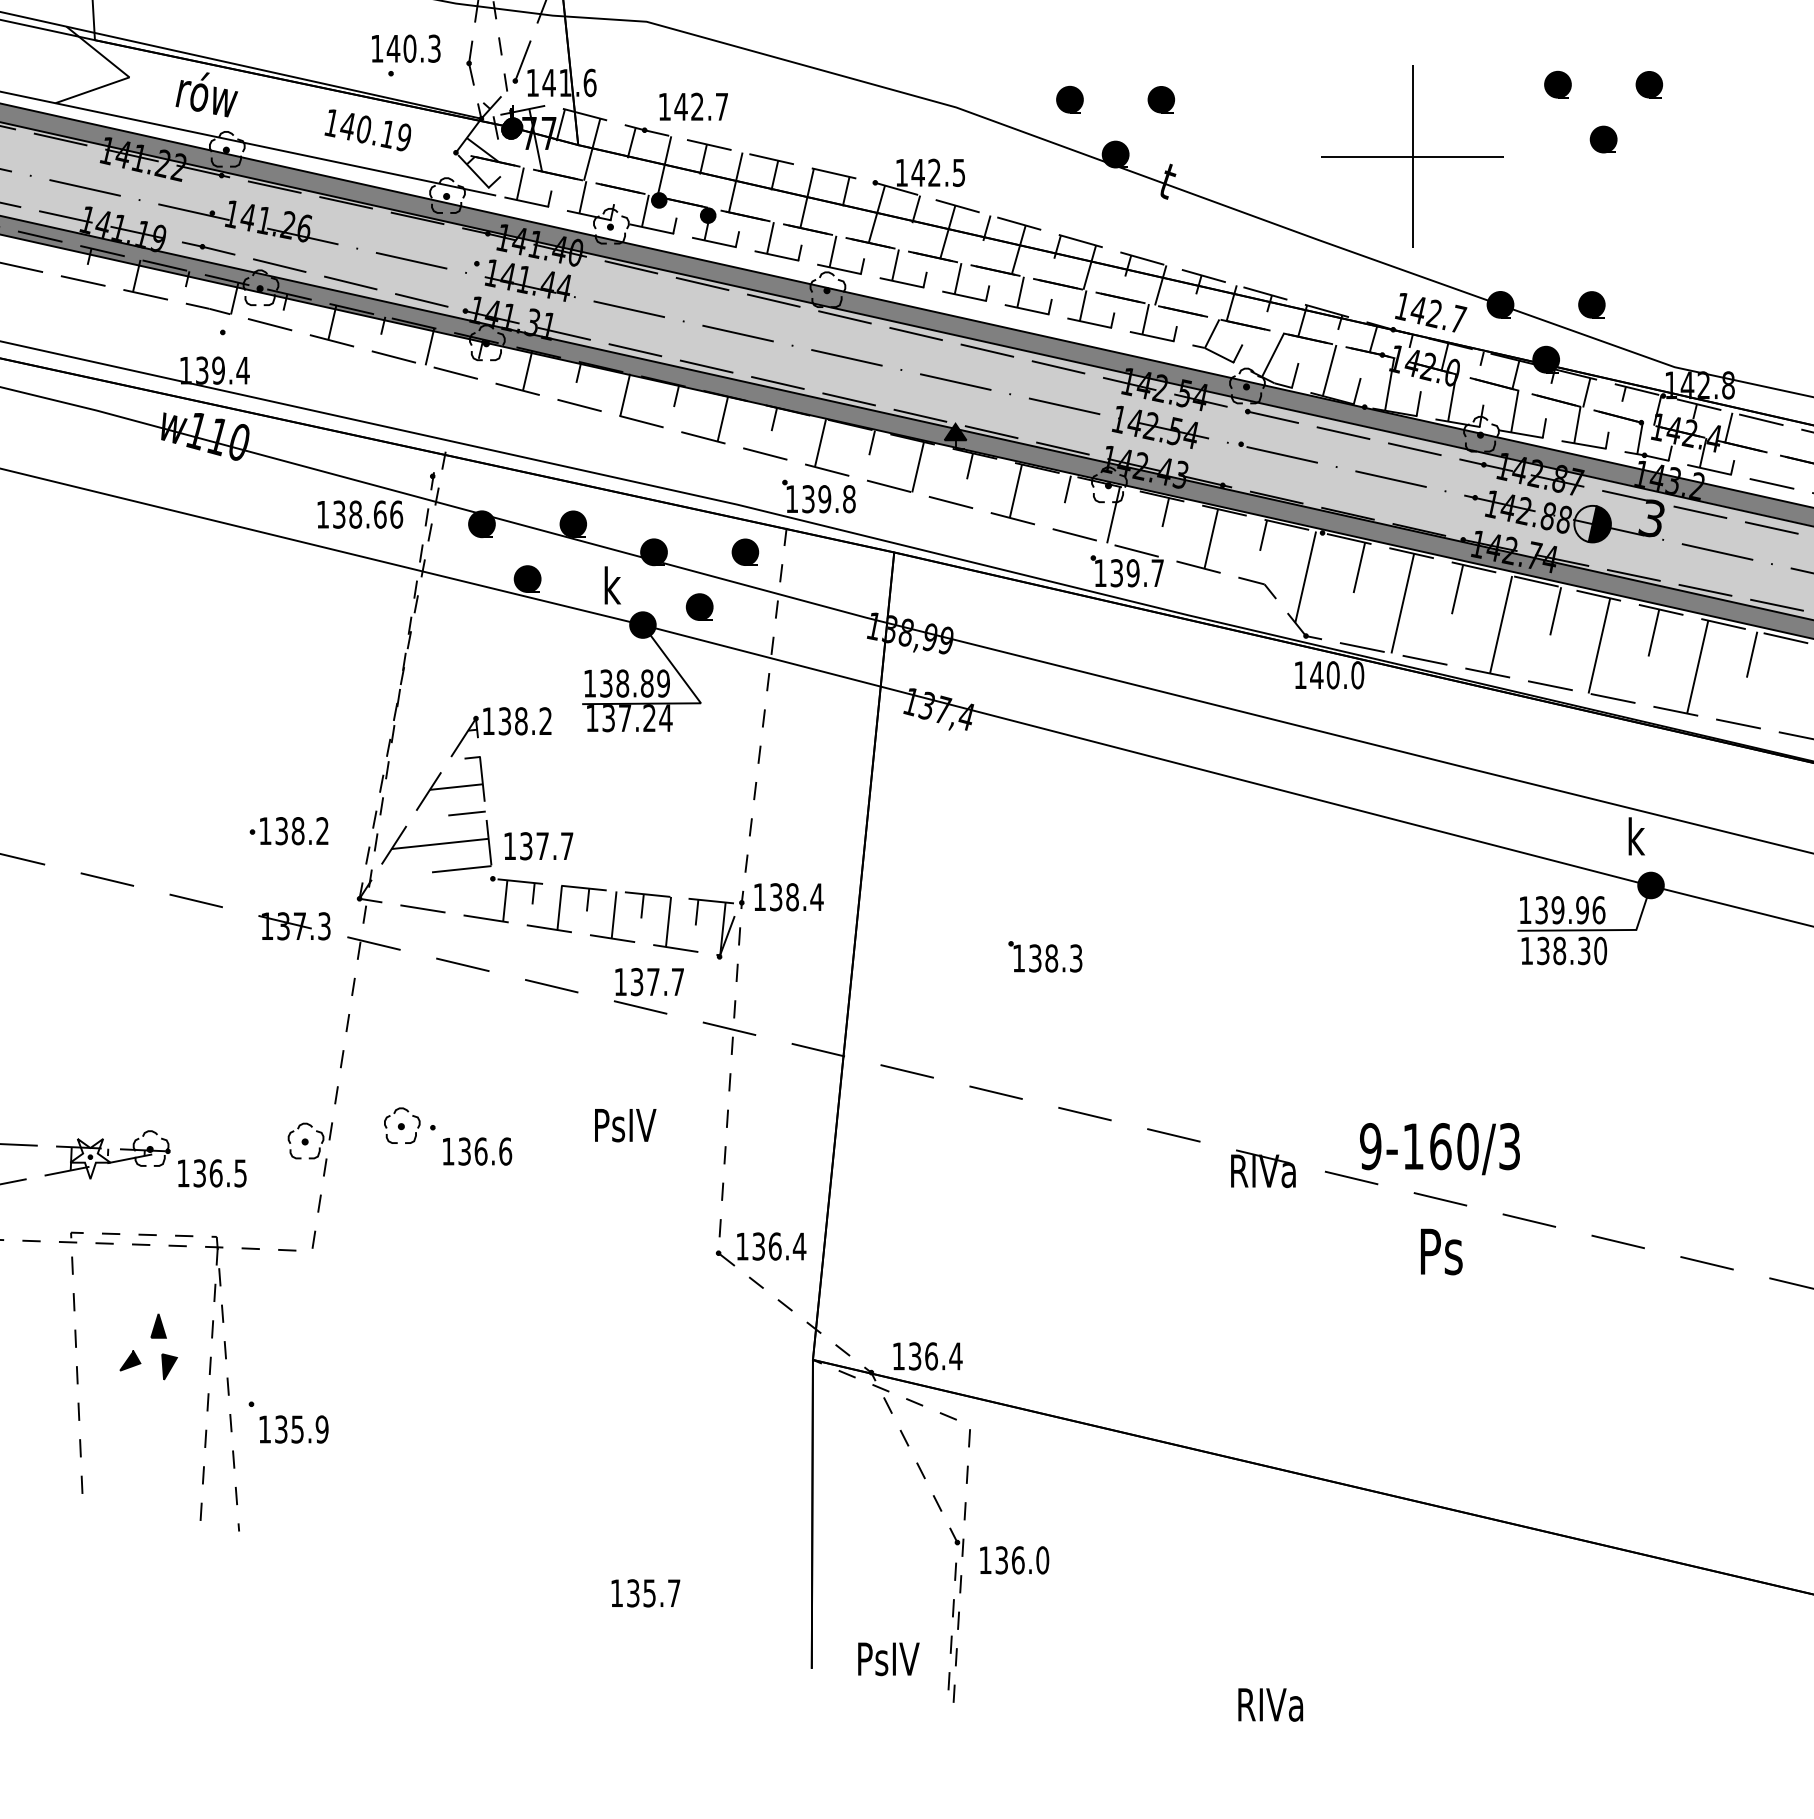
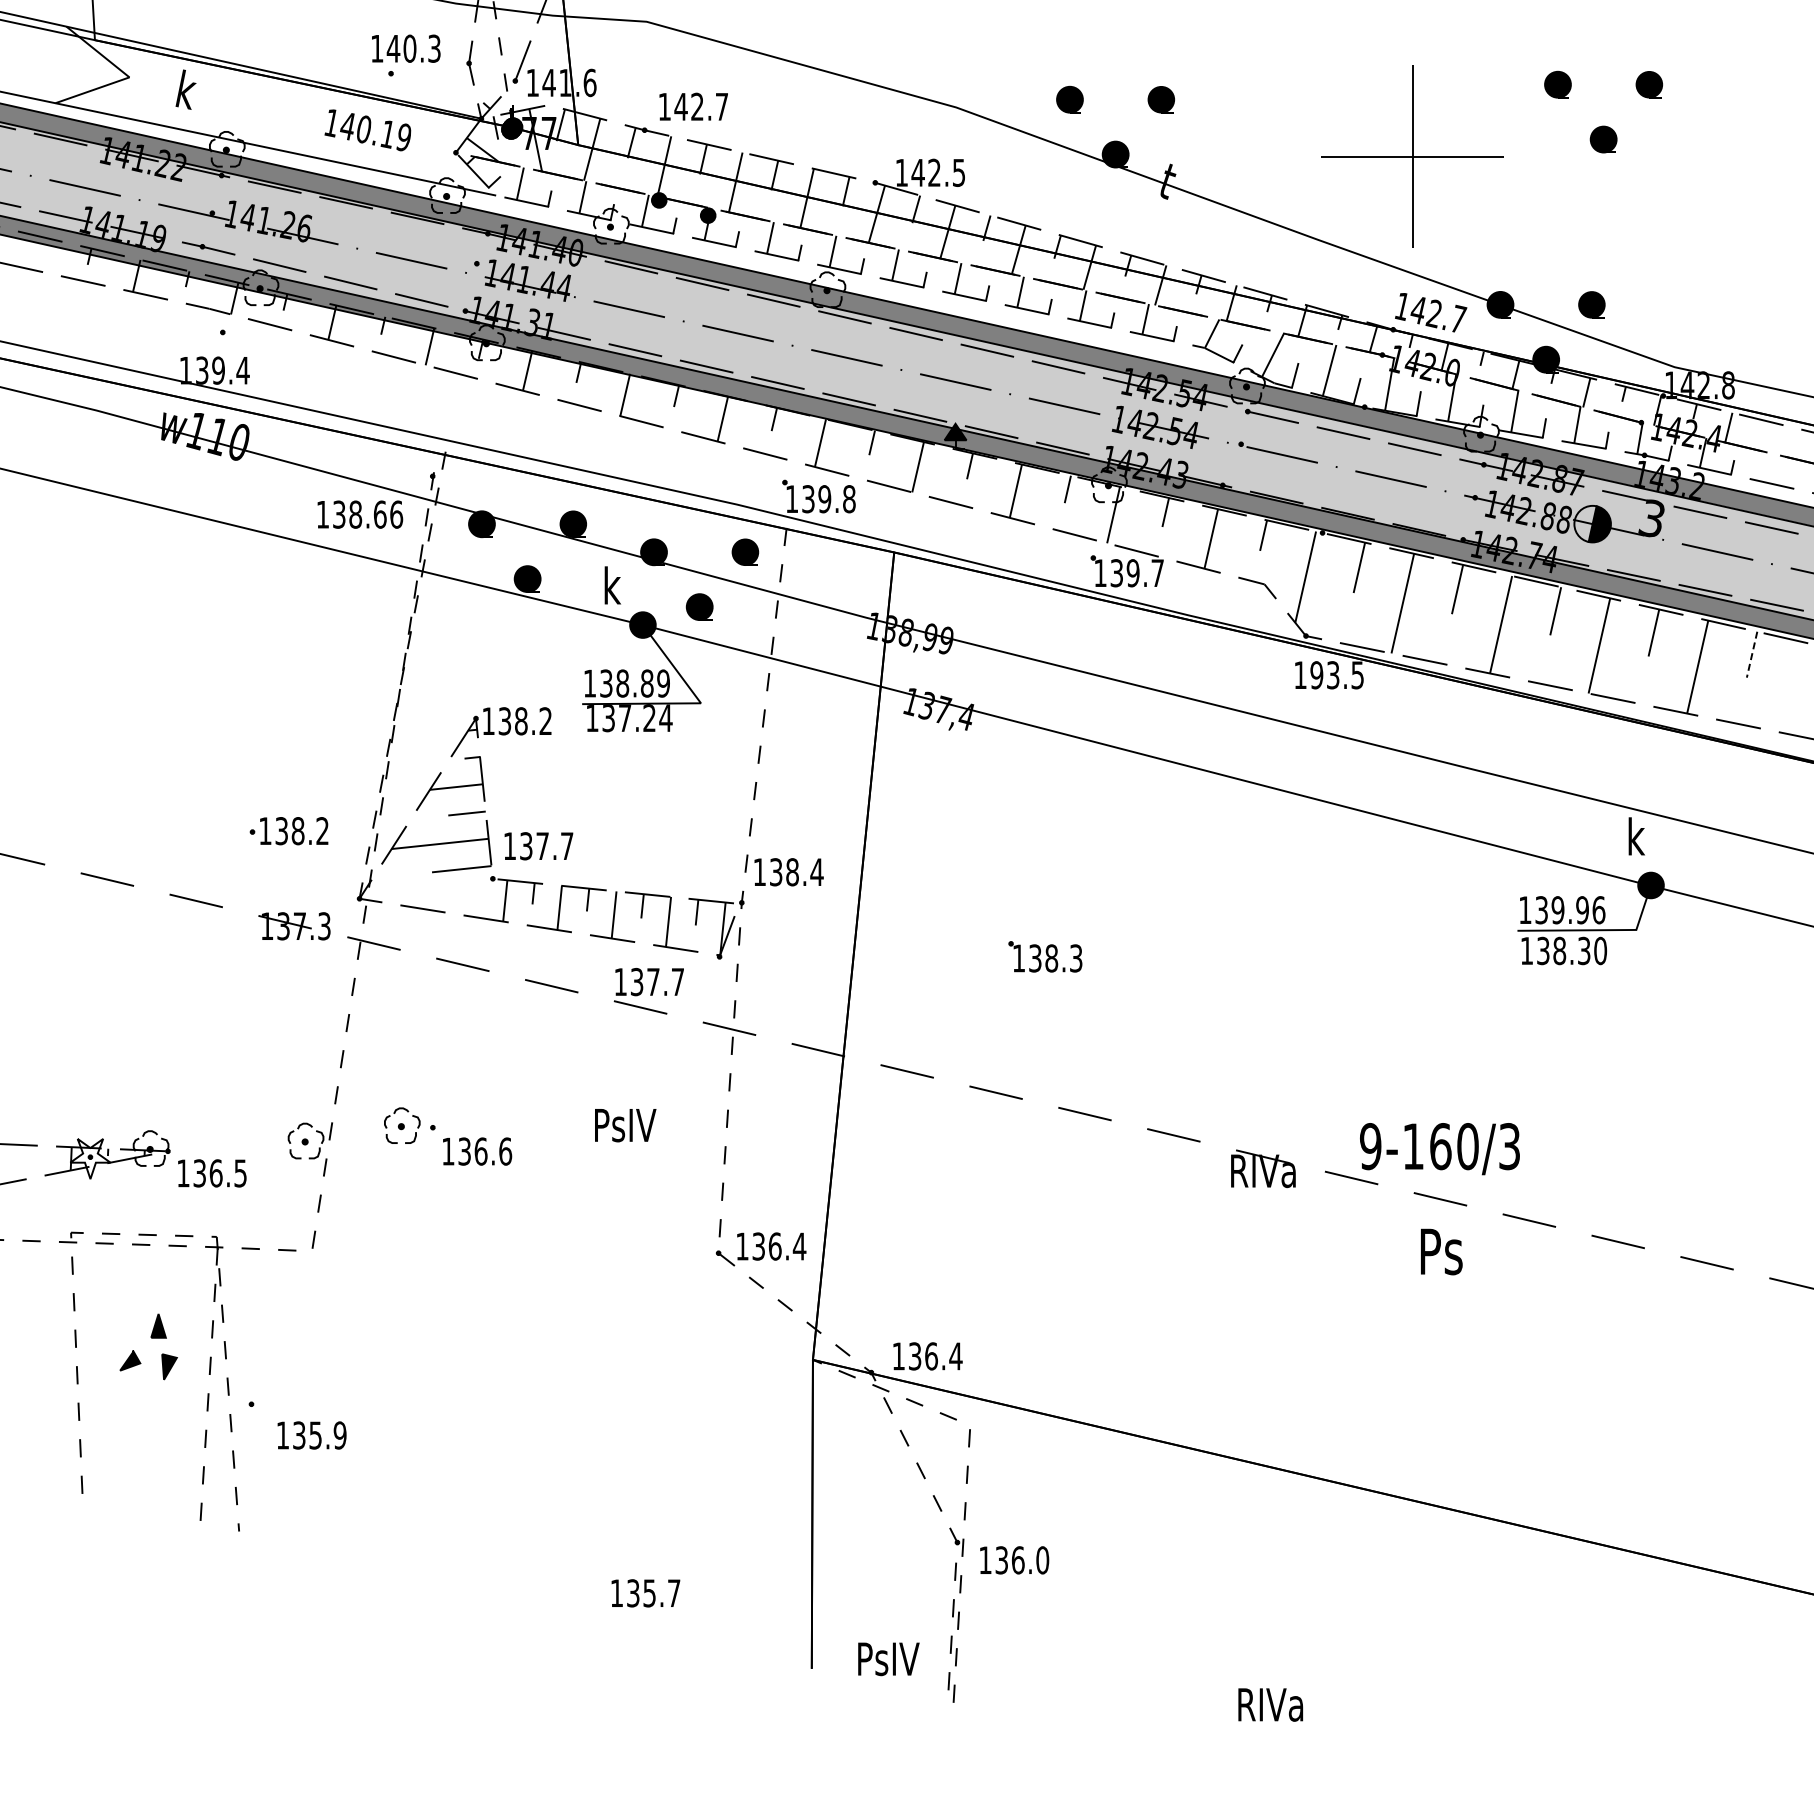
text: rów -> k (209, 93)
line: solid -> dashed (1752, 654)
text: 140.0 -> 193.5 (1337, 675)
text position: (788, 897) -> (788, 872) (788, 872)
text position: (293, 1429) -> (311, 1435) (311, 1435)
